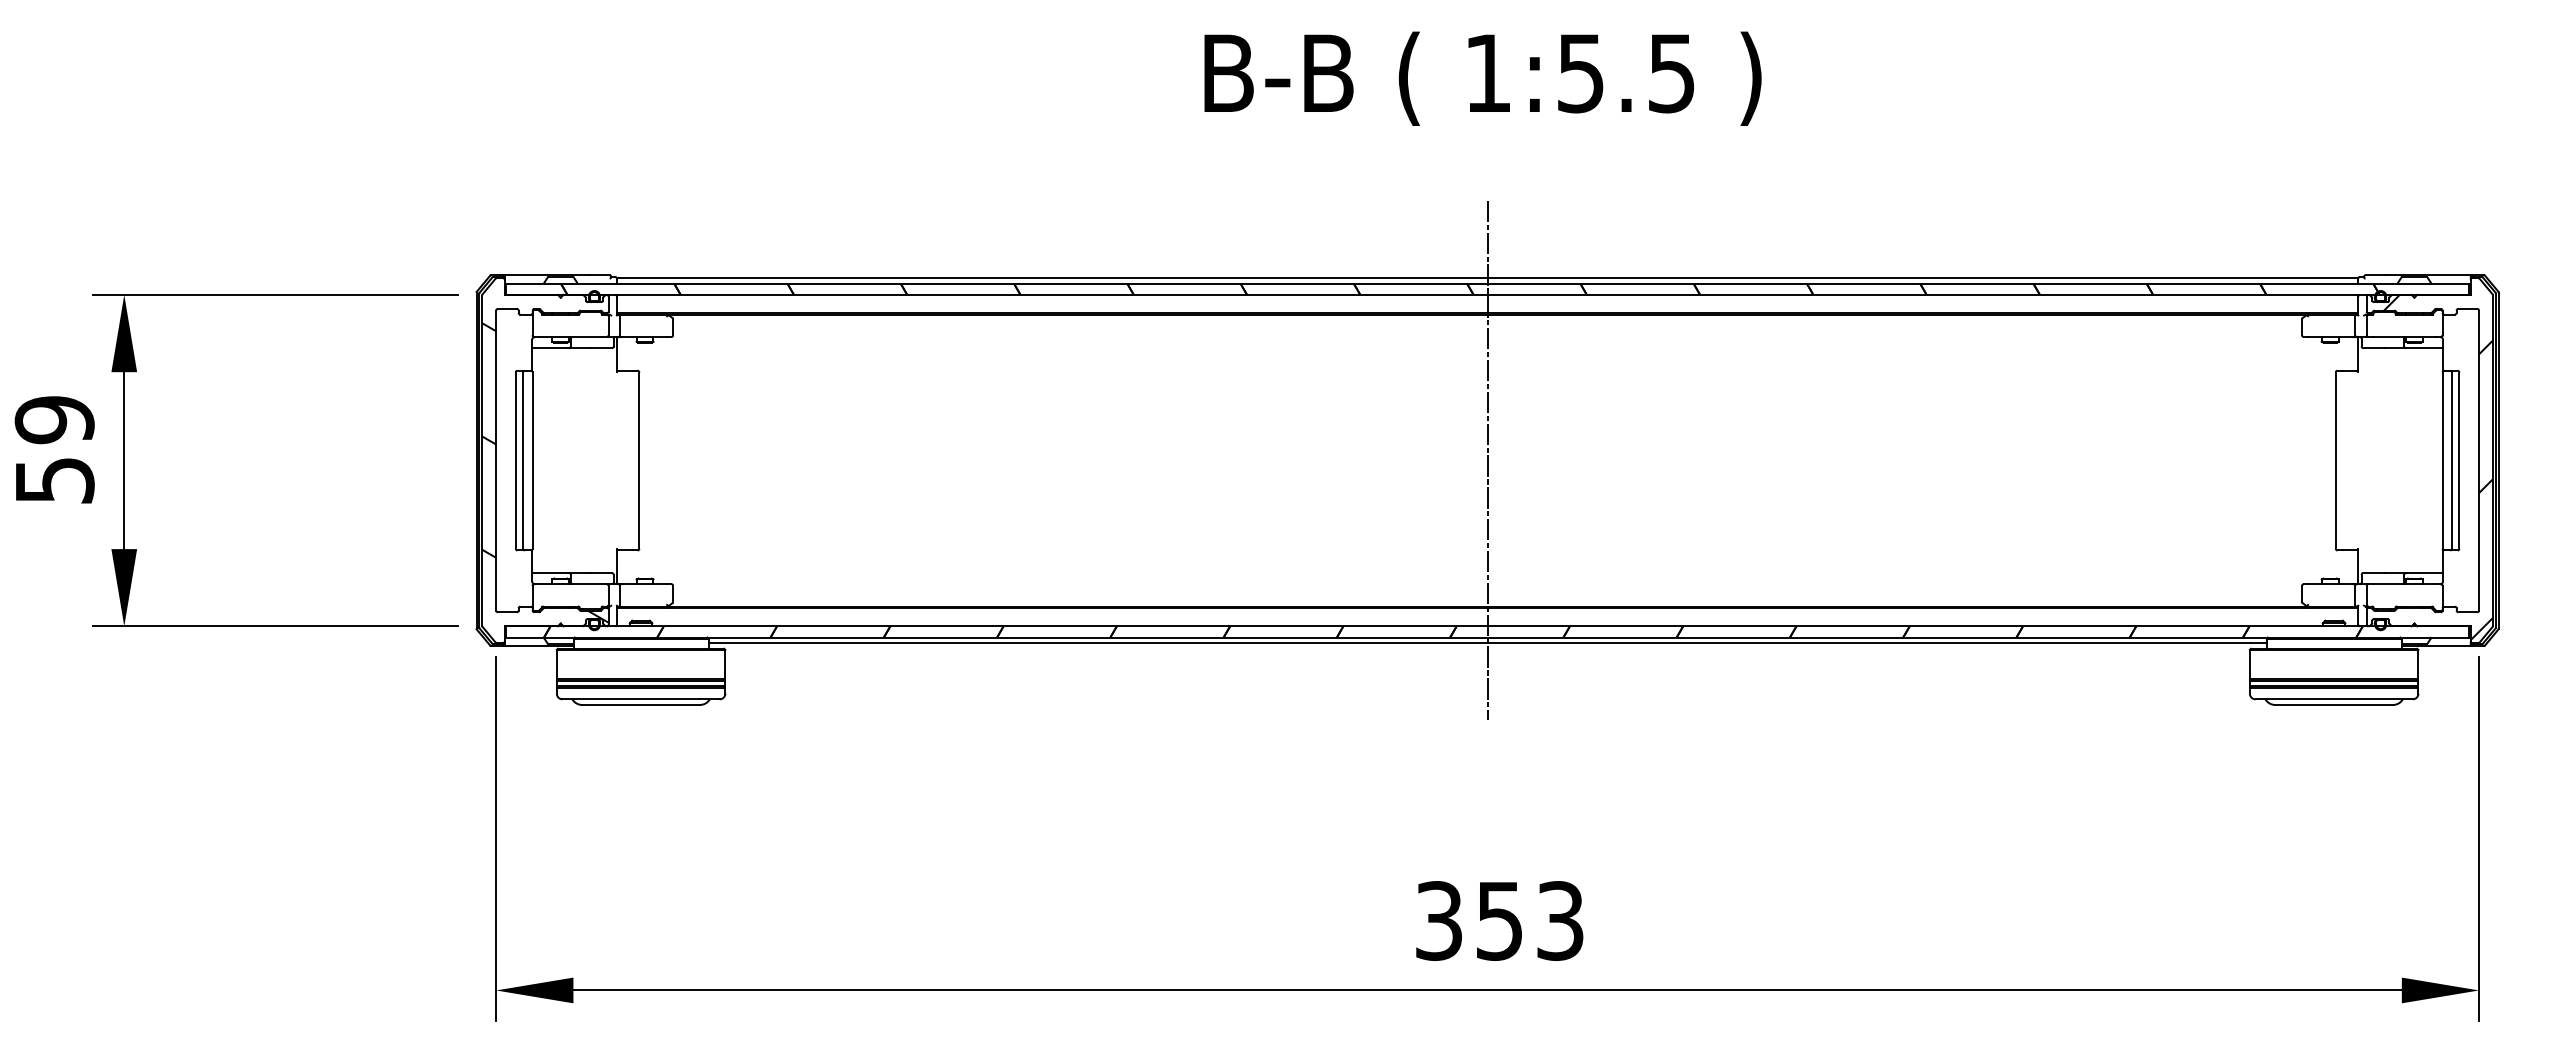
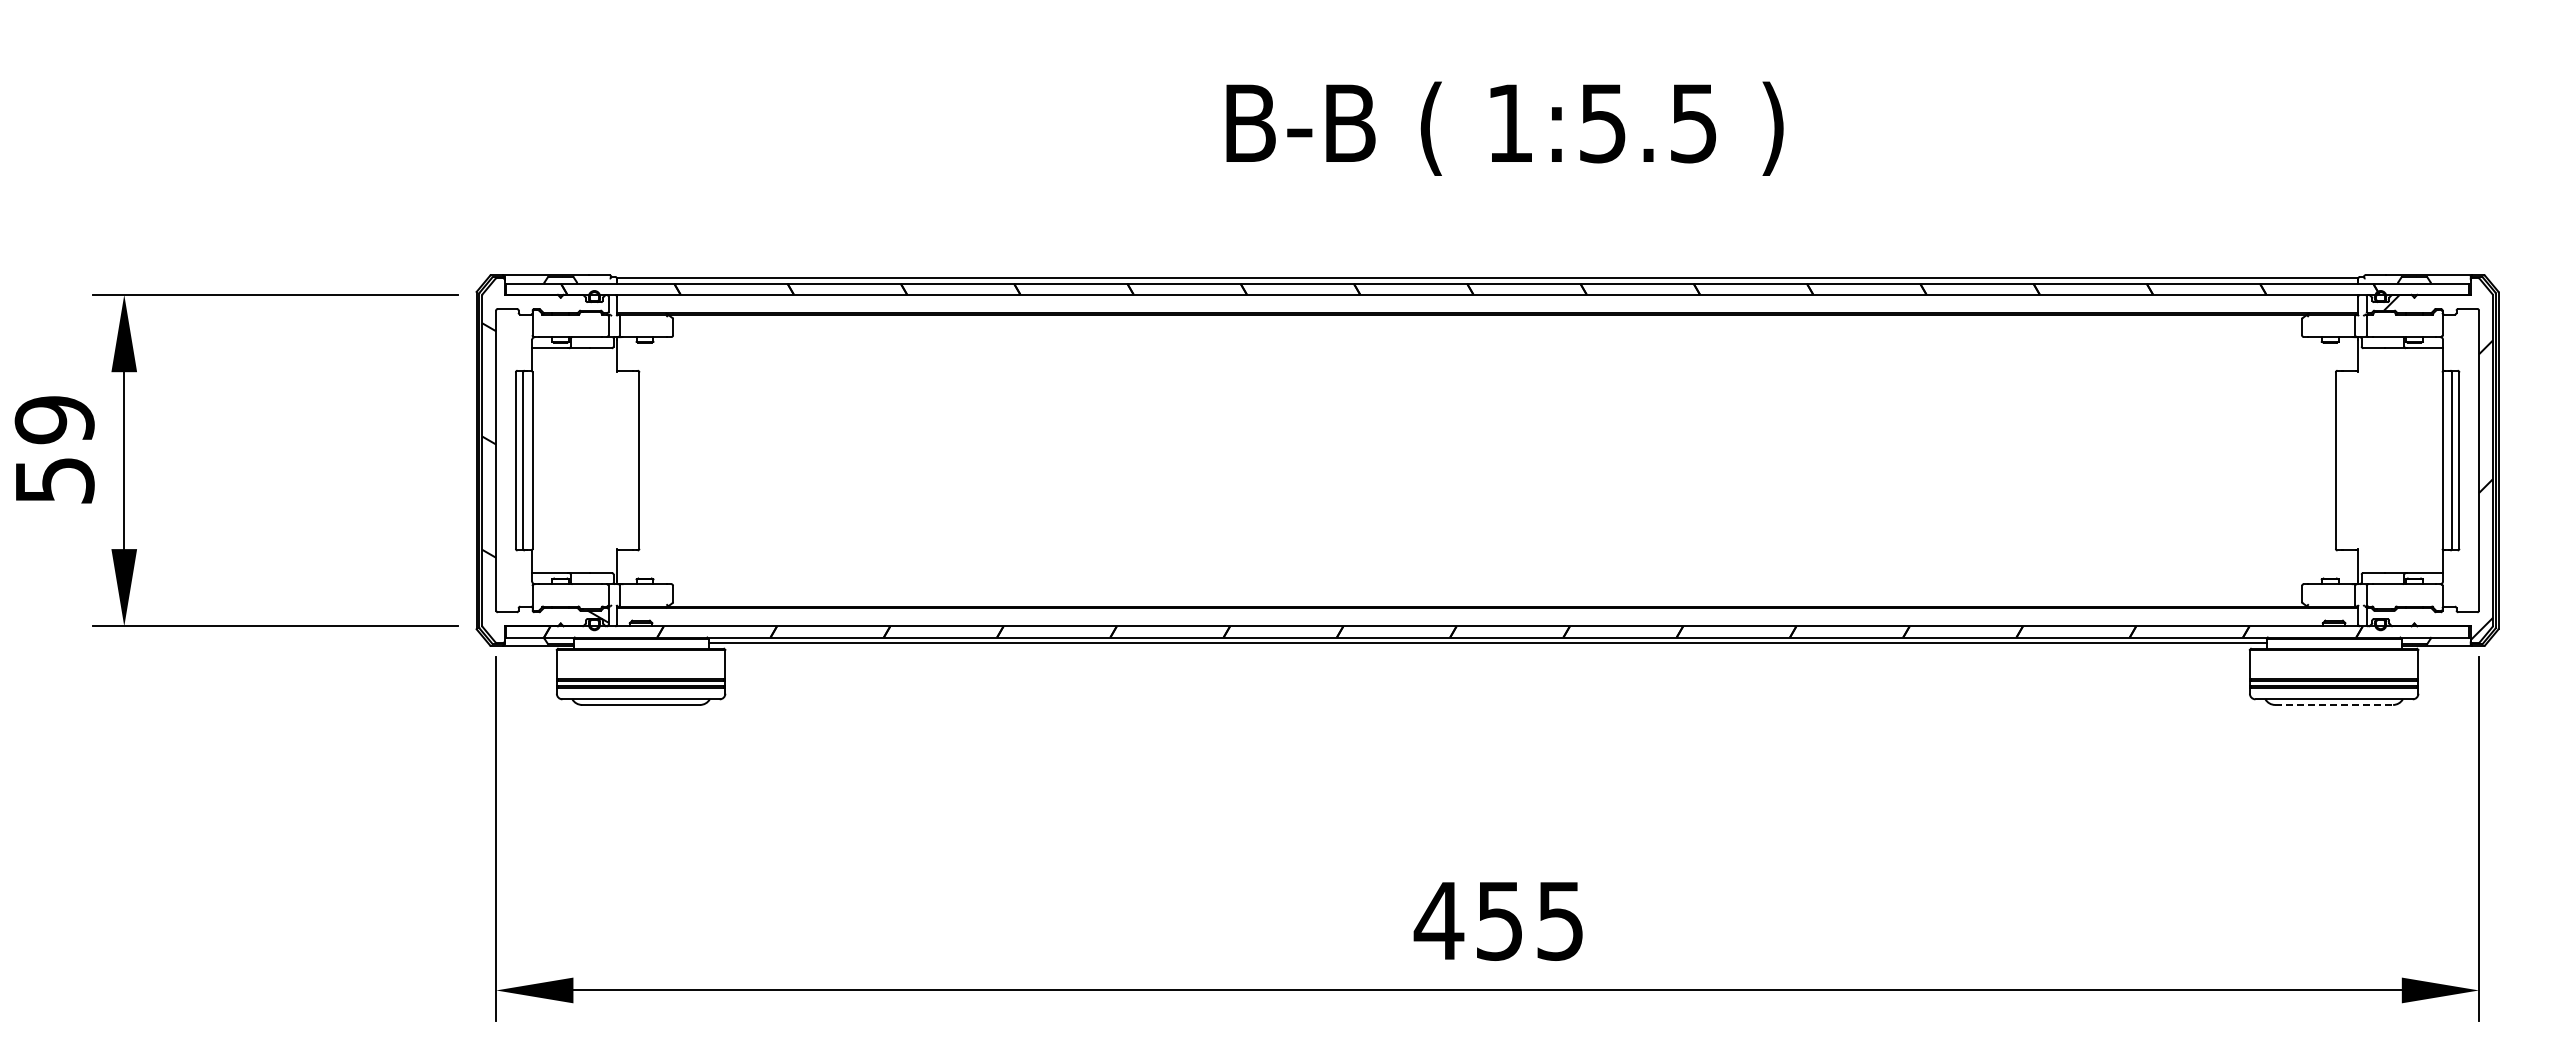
text position: (1482, 78) -> (1504, 128) (1504, 128)
line: present -> none (1487, 460)
line: solid -> dashed (2334, 704)
text: 353 -> 455 (1498, 920)
